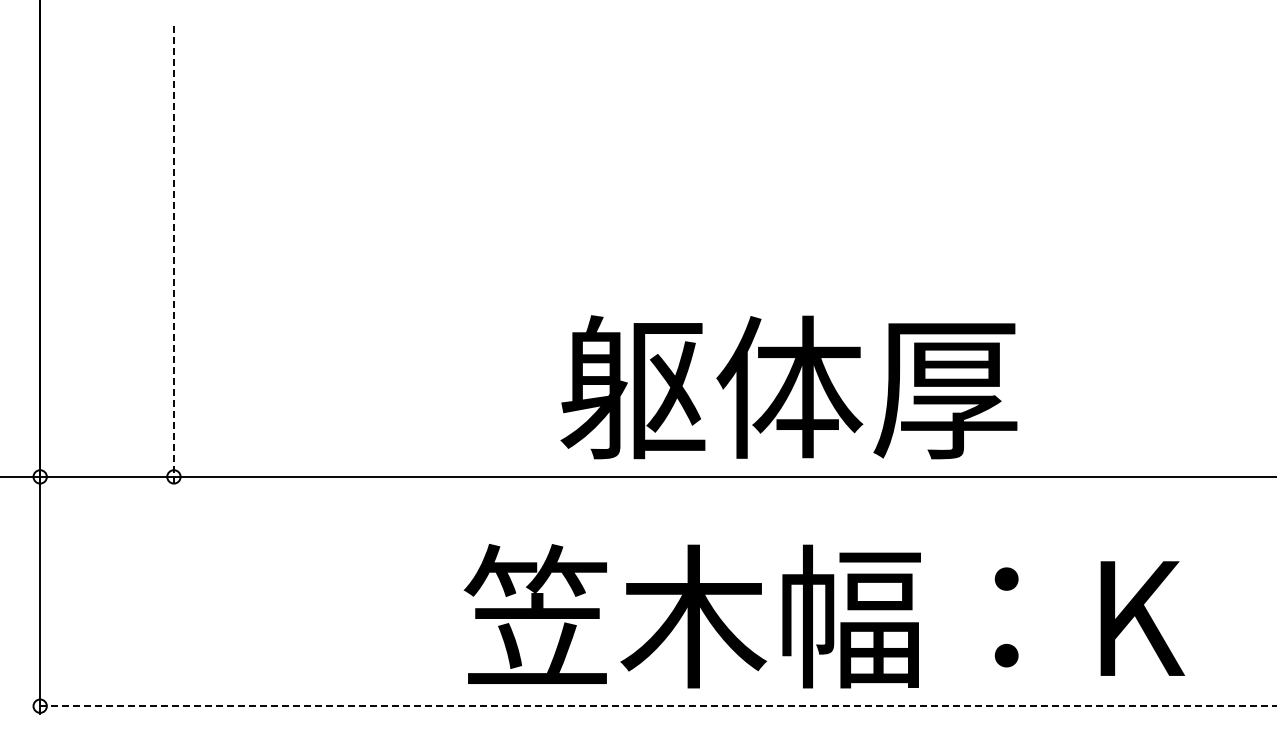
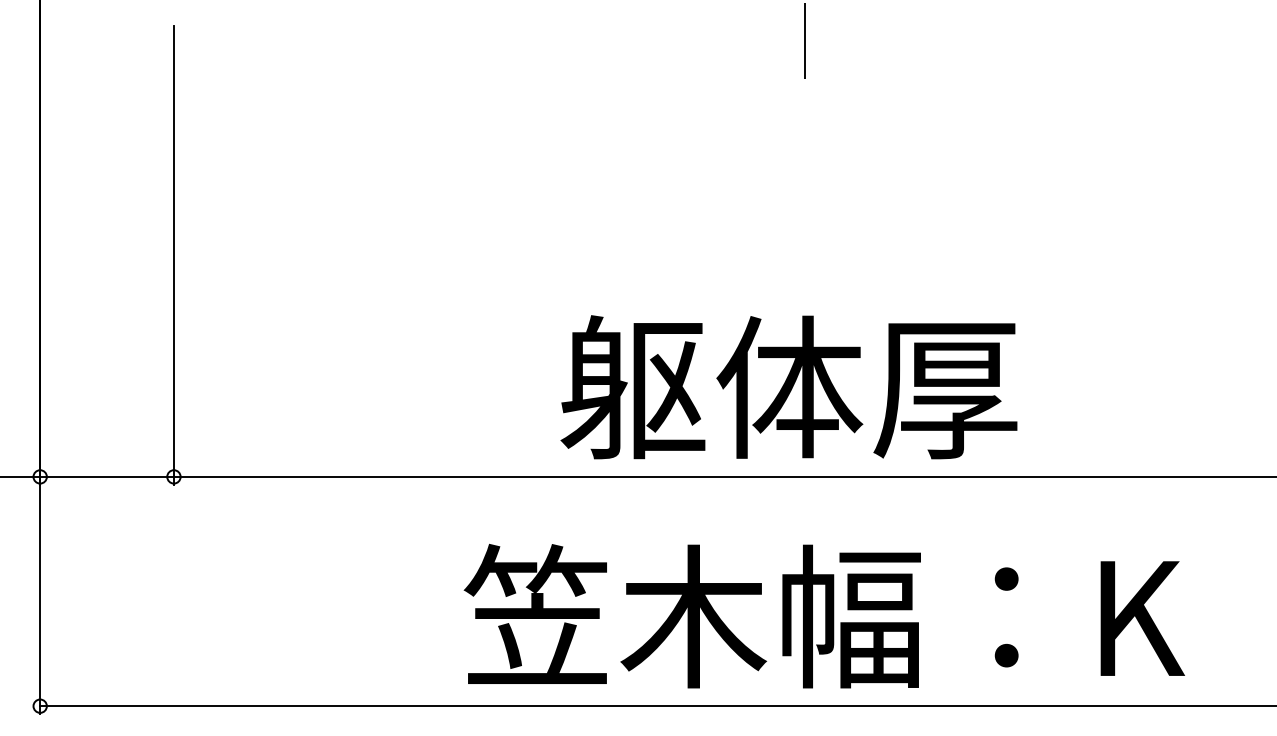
line: none -> present (804, 40)
line: dashed -> solid (173, 255)
line: dashed -> solid (659, 706)
